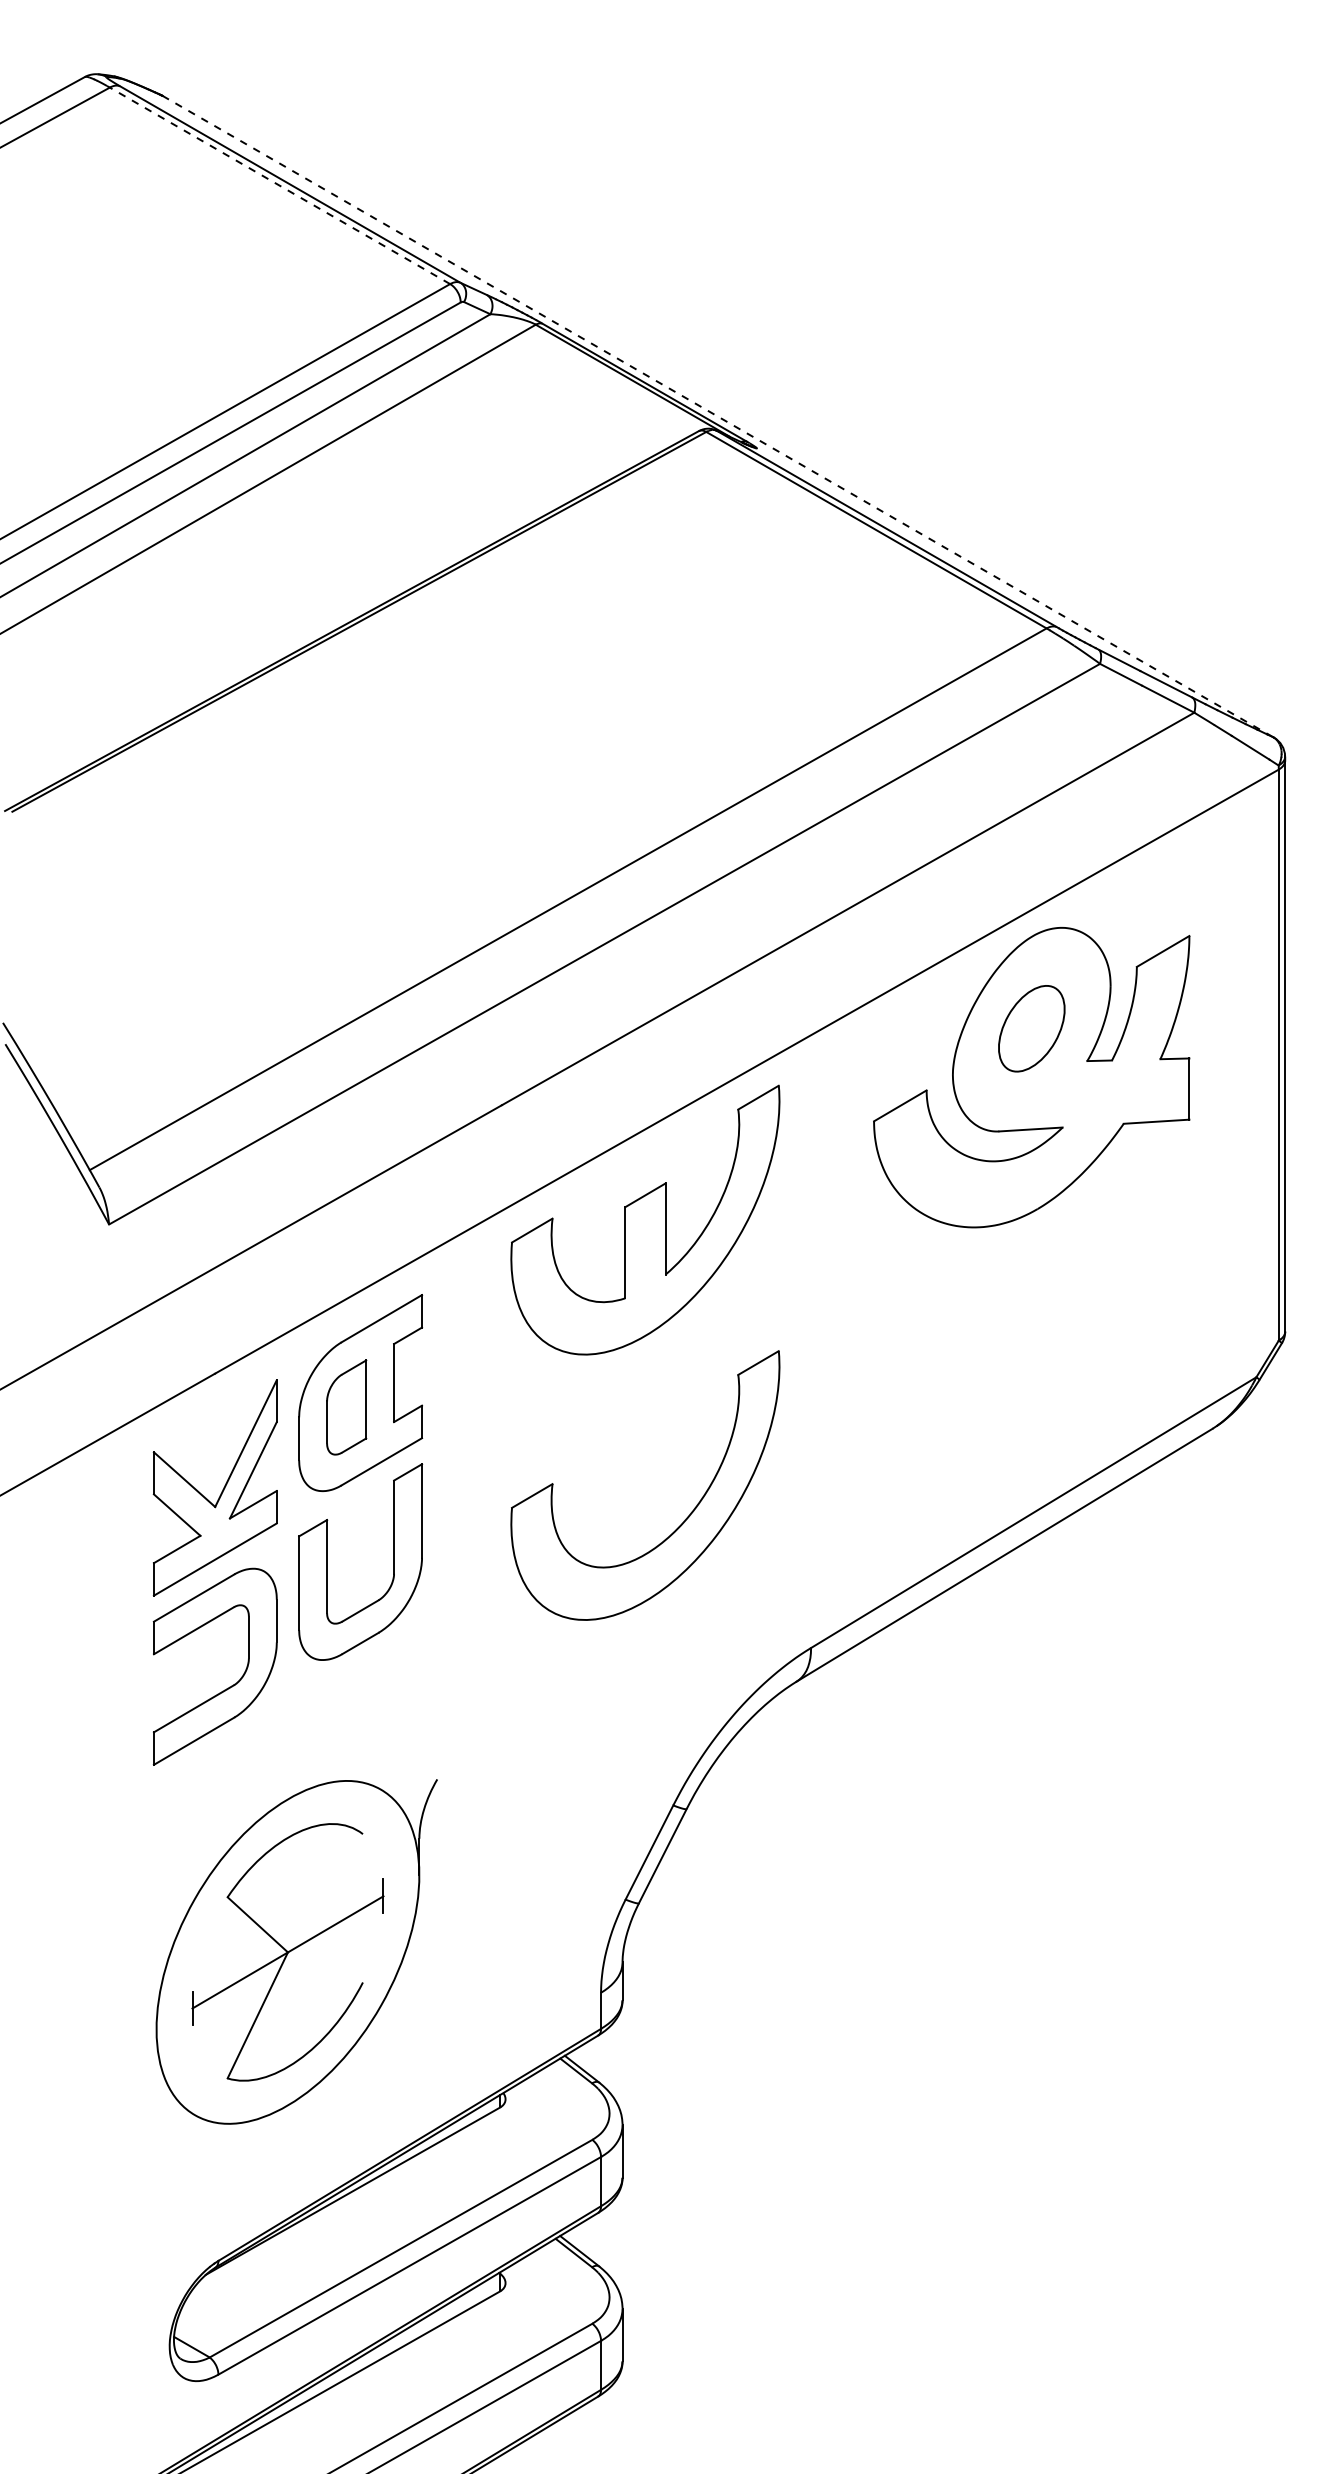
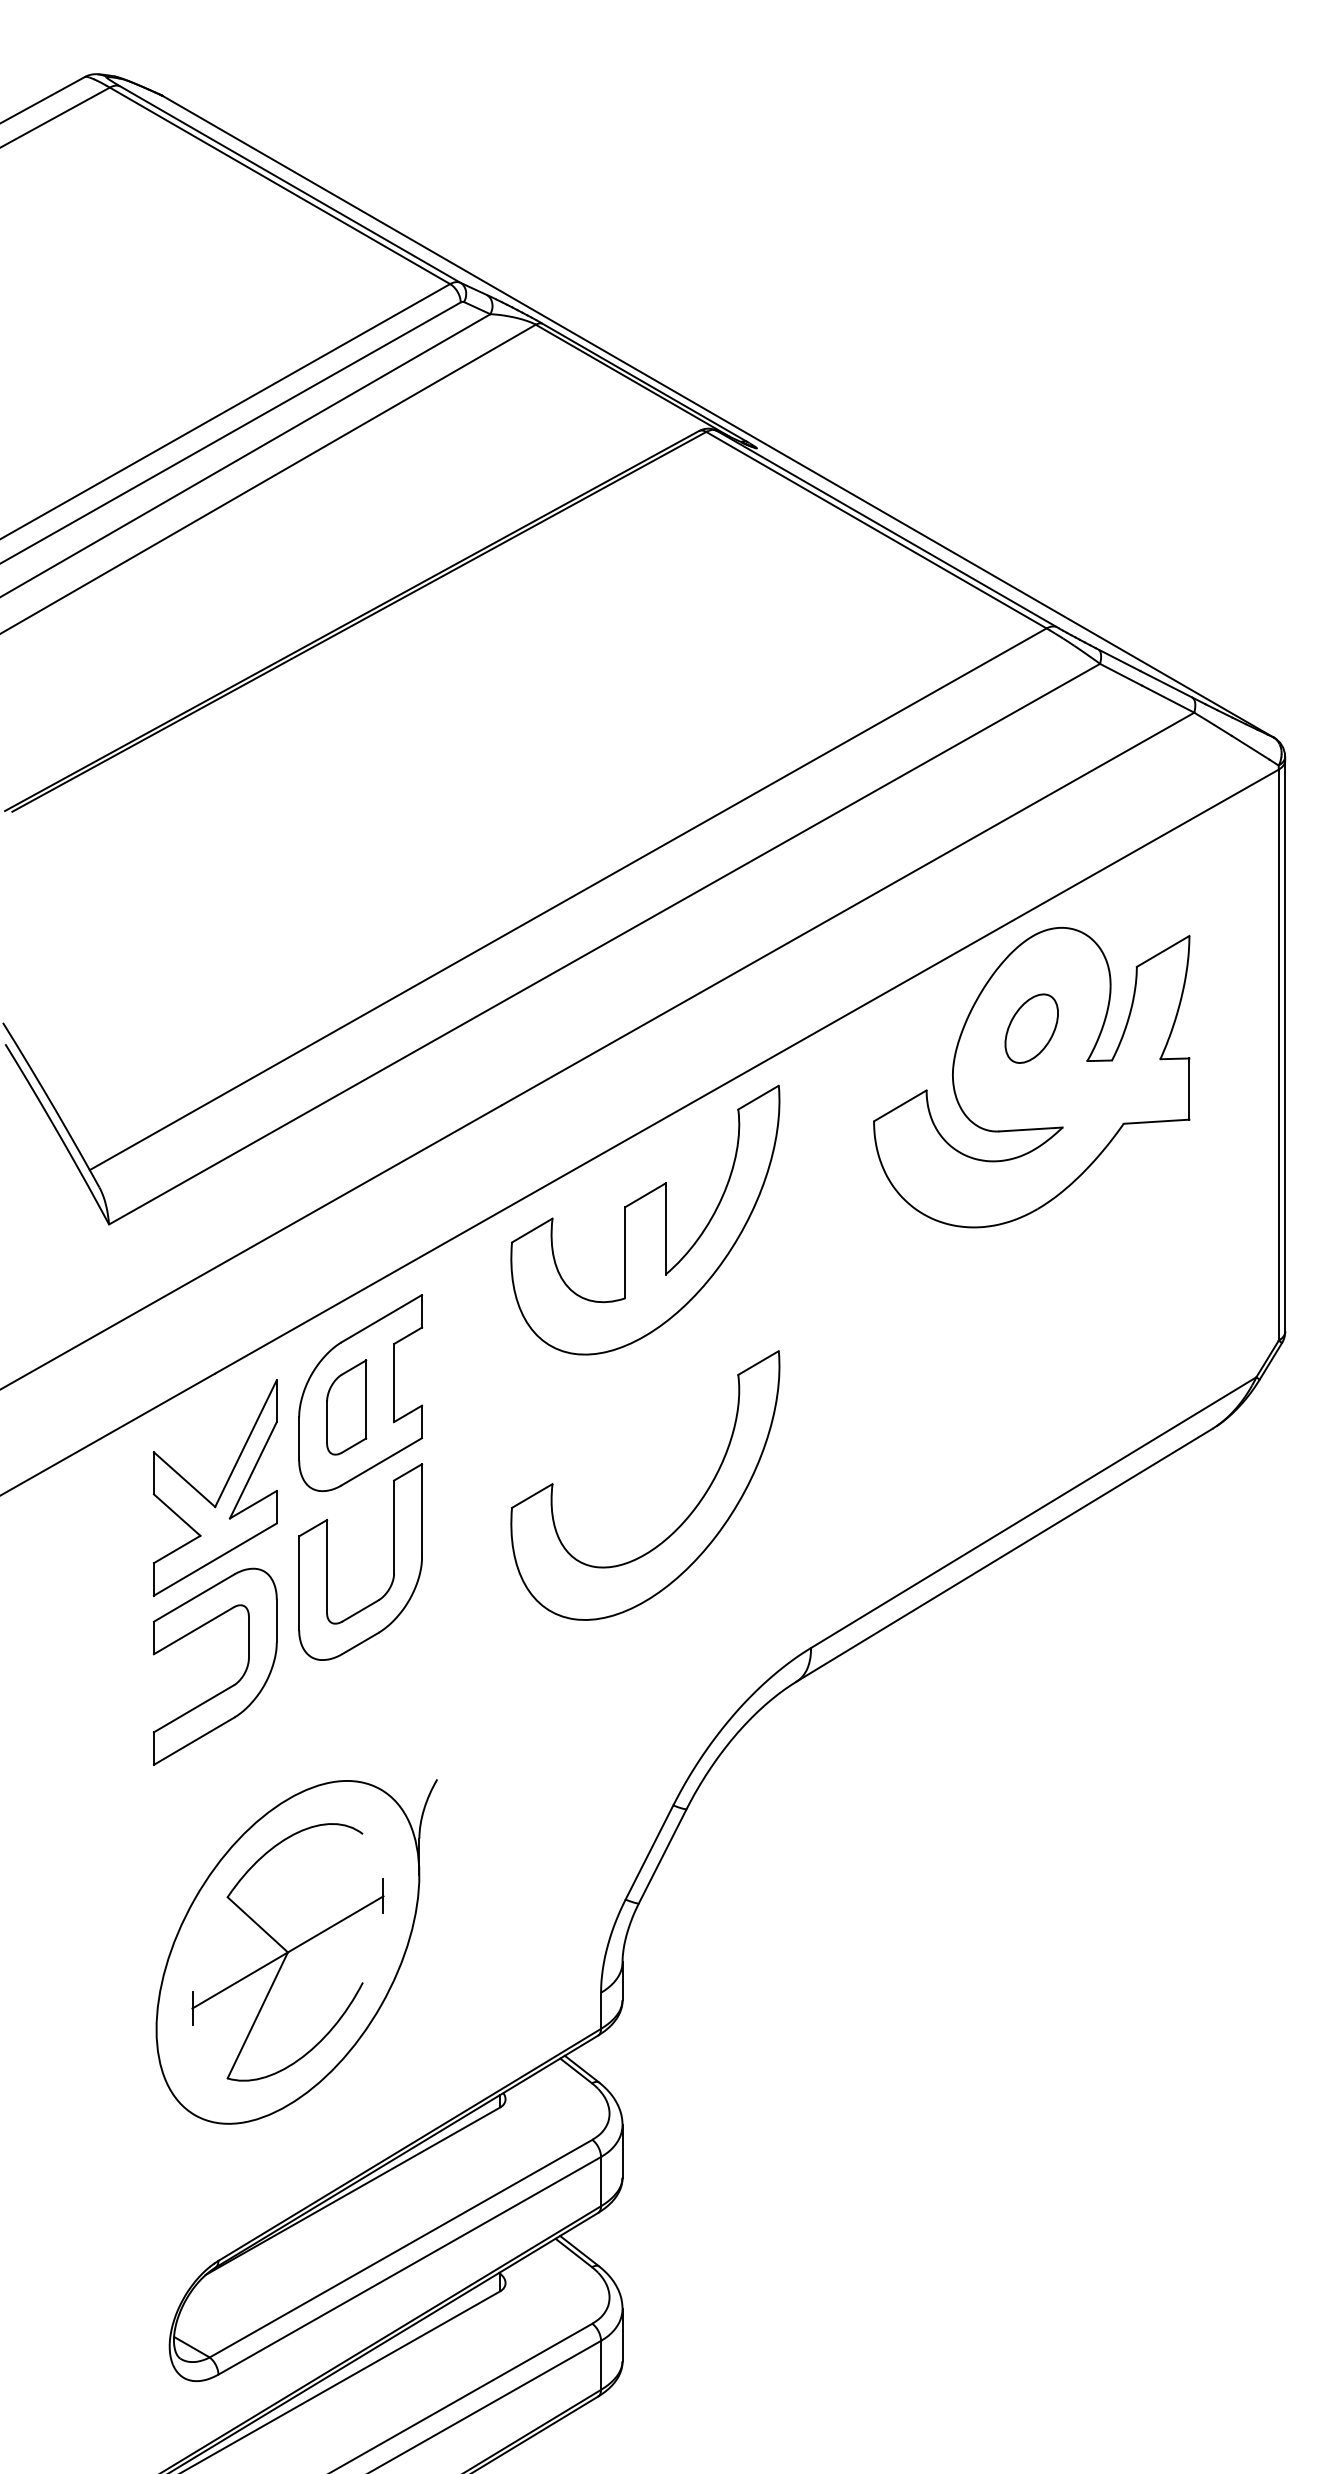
line: dashed -> solid (278, 184)
line: dashed -> solid (718, 416)
part size: 68x88 px -> 55x71 px (1031, 1028)
